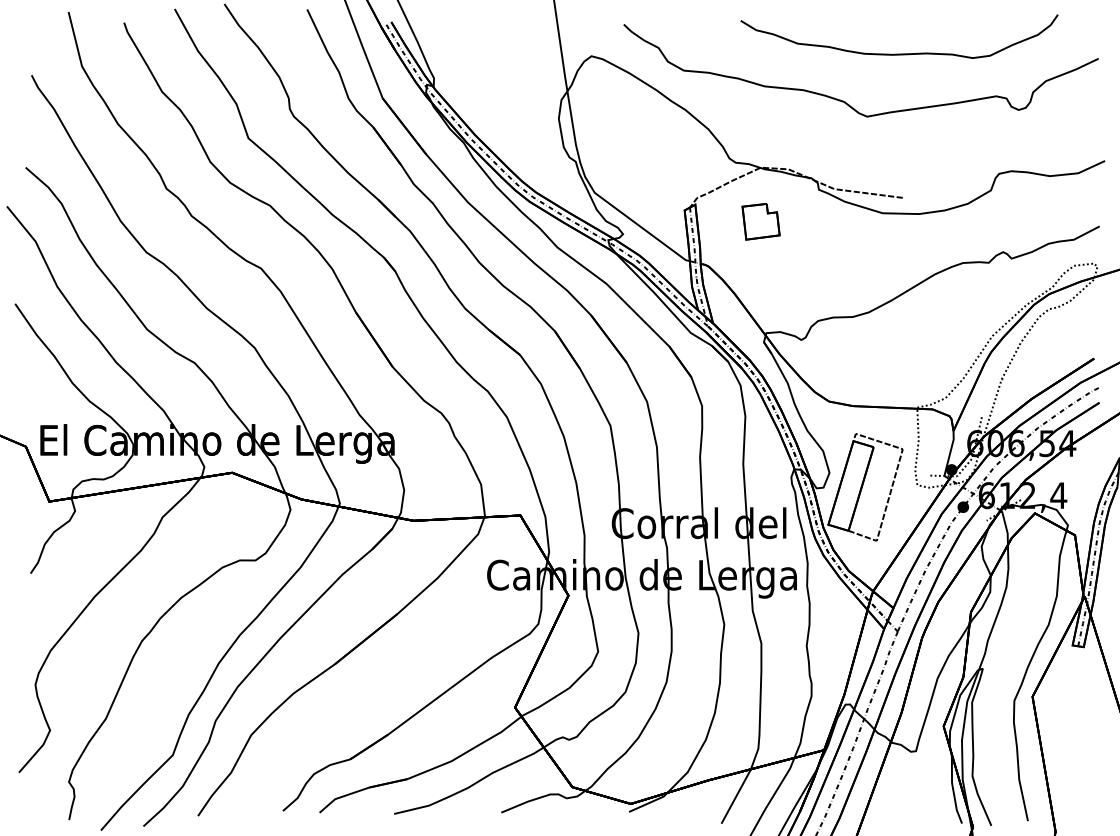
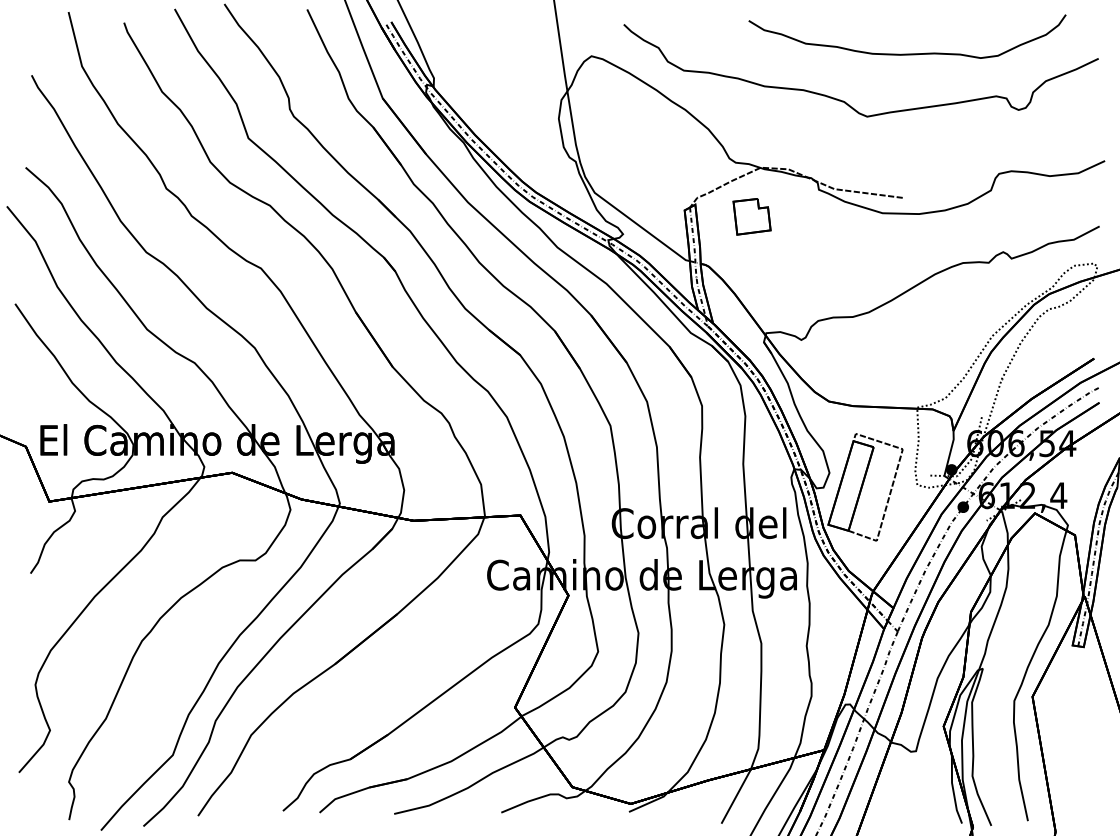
curve position: (899, 53) -> (907, 53) (907, 53)
part position: (760, 221) -> (751, 216) (751, 216)
